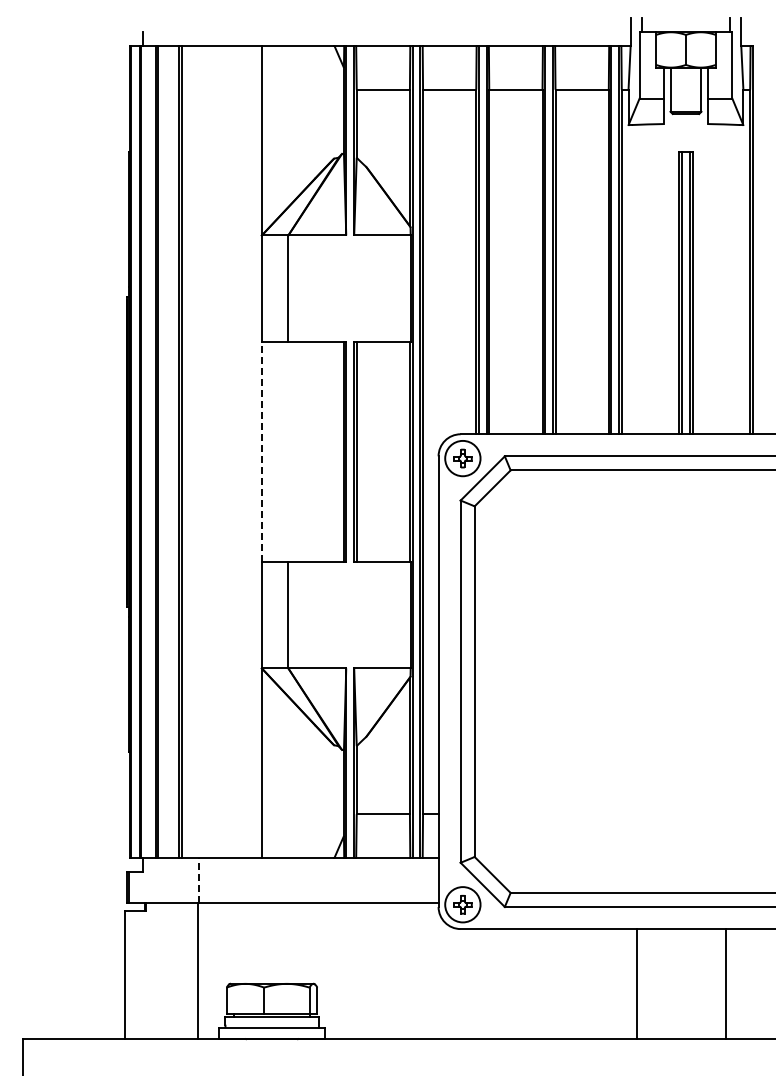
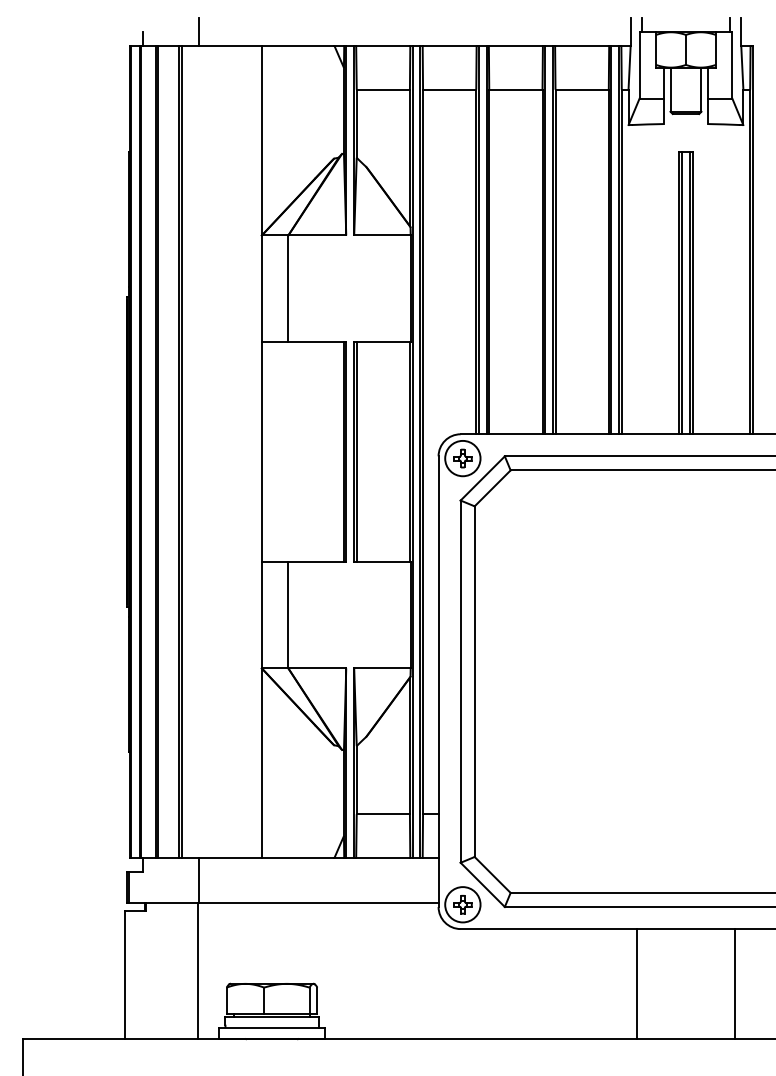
line: none -> present (198, 31)
line: dashed -> solid (261, 451)
line: dashed -> solid (198, 879)
line position: (725, 984) -> (734, 984) (734, 984)
